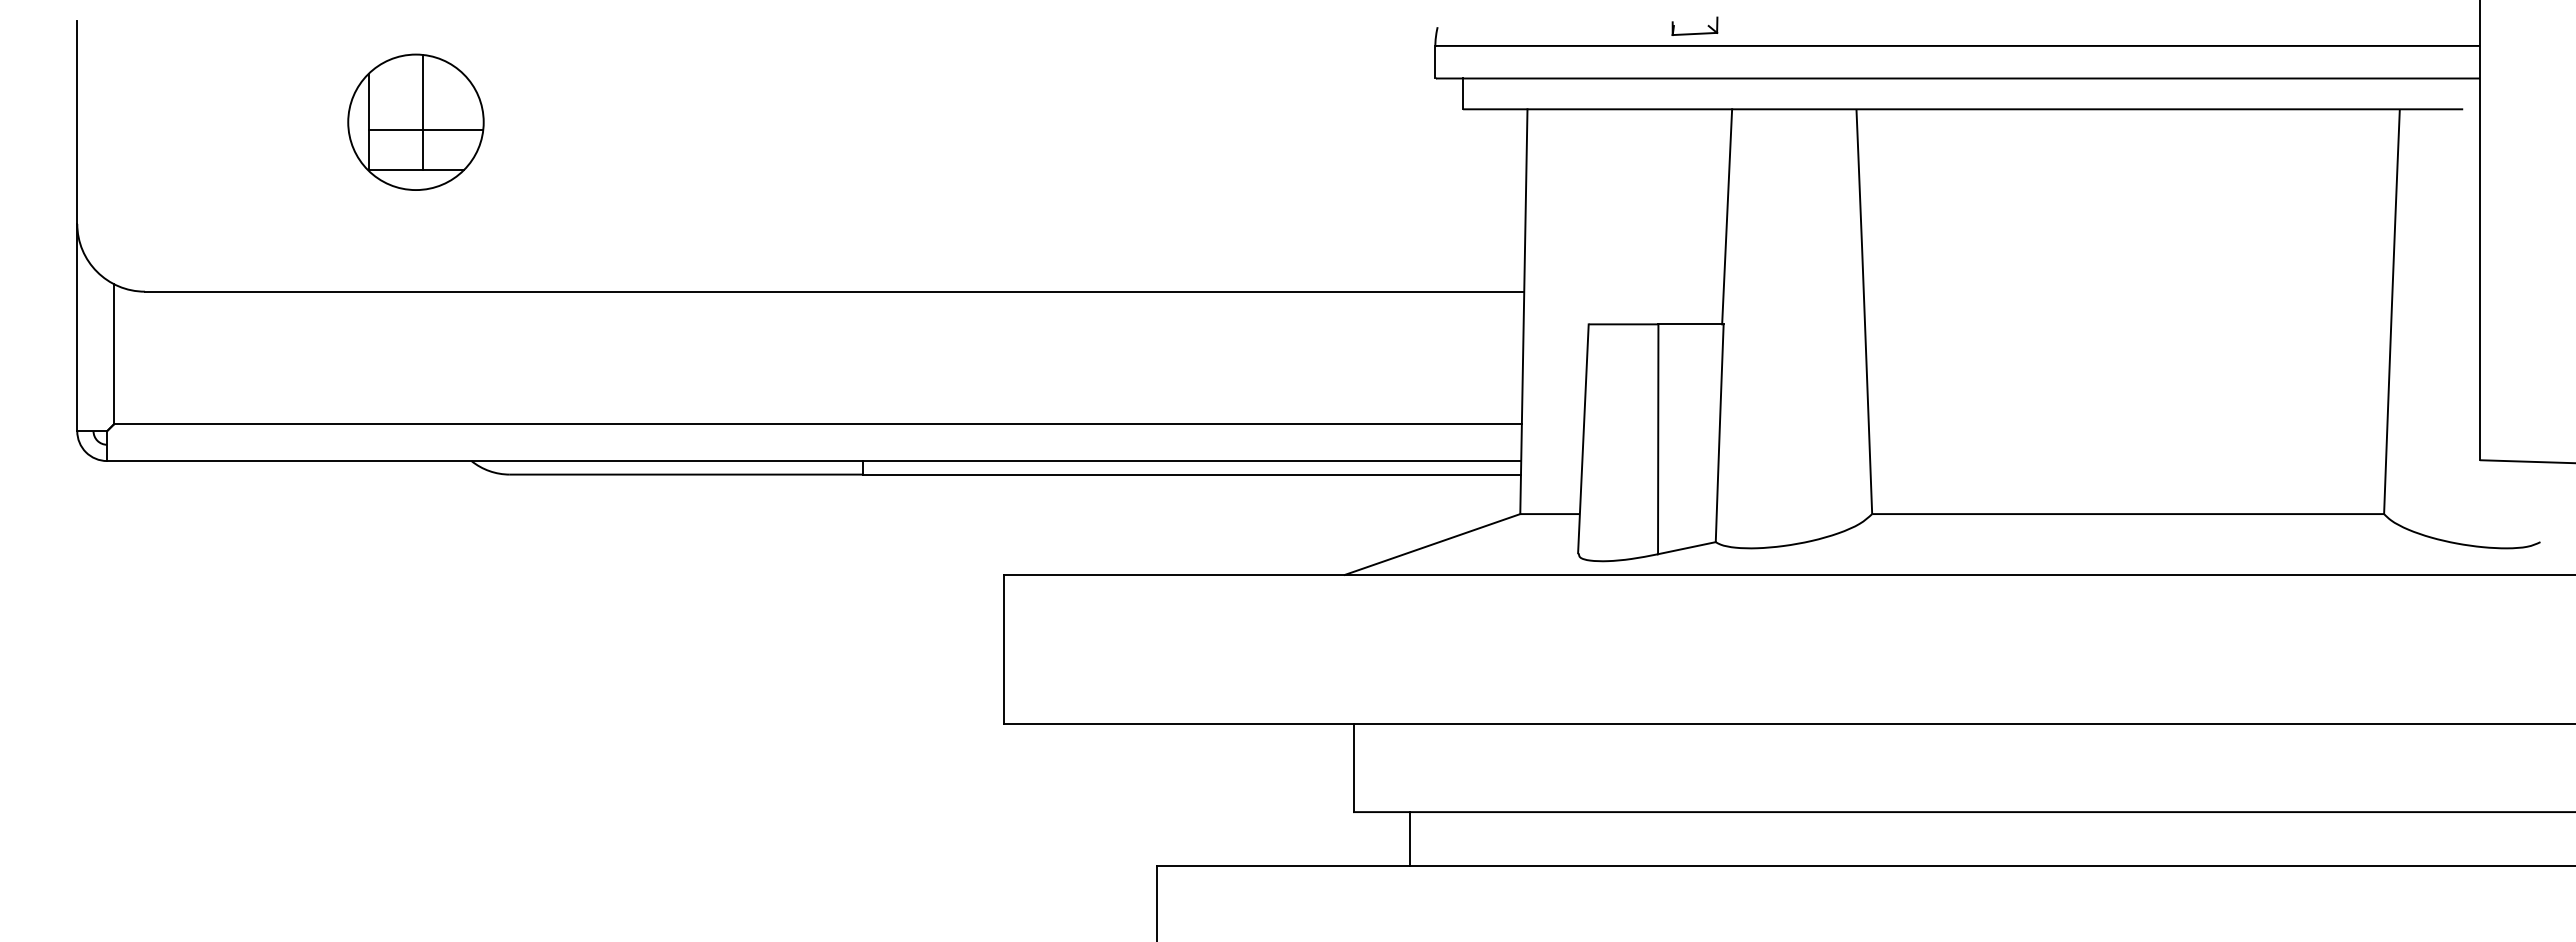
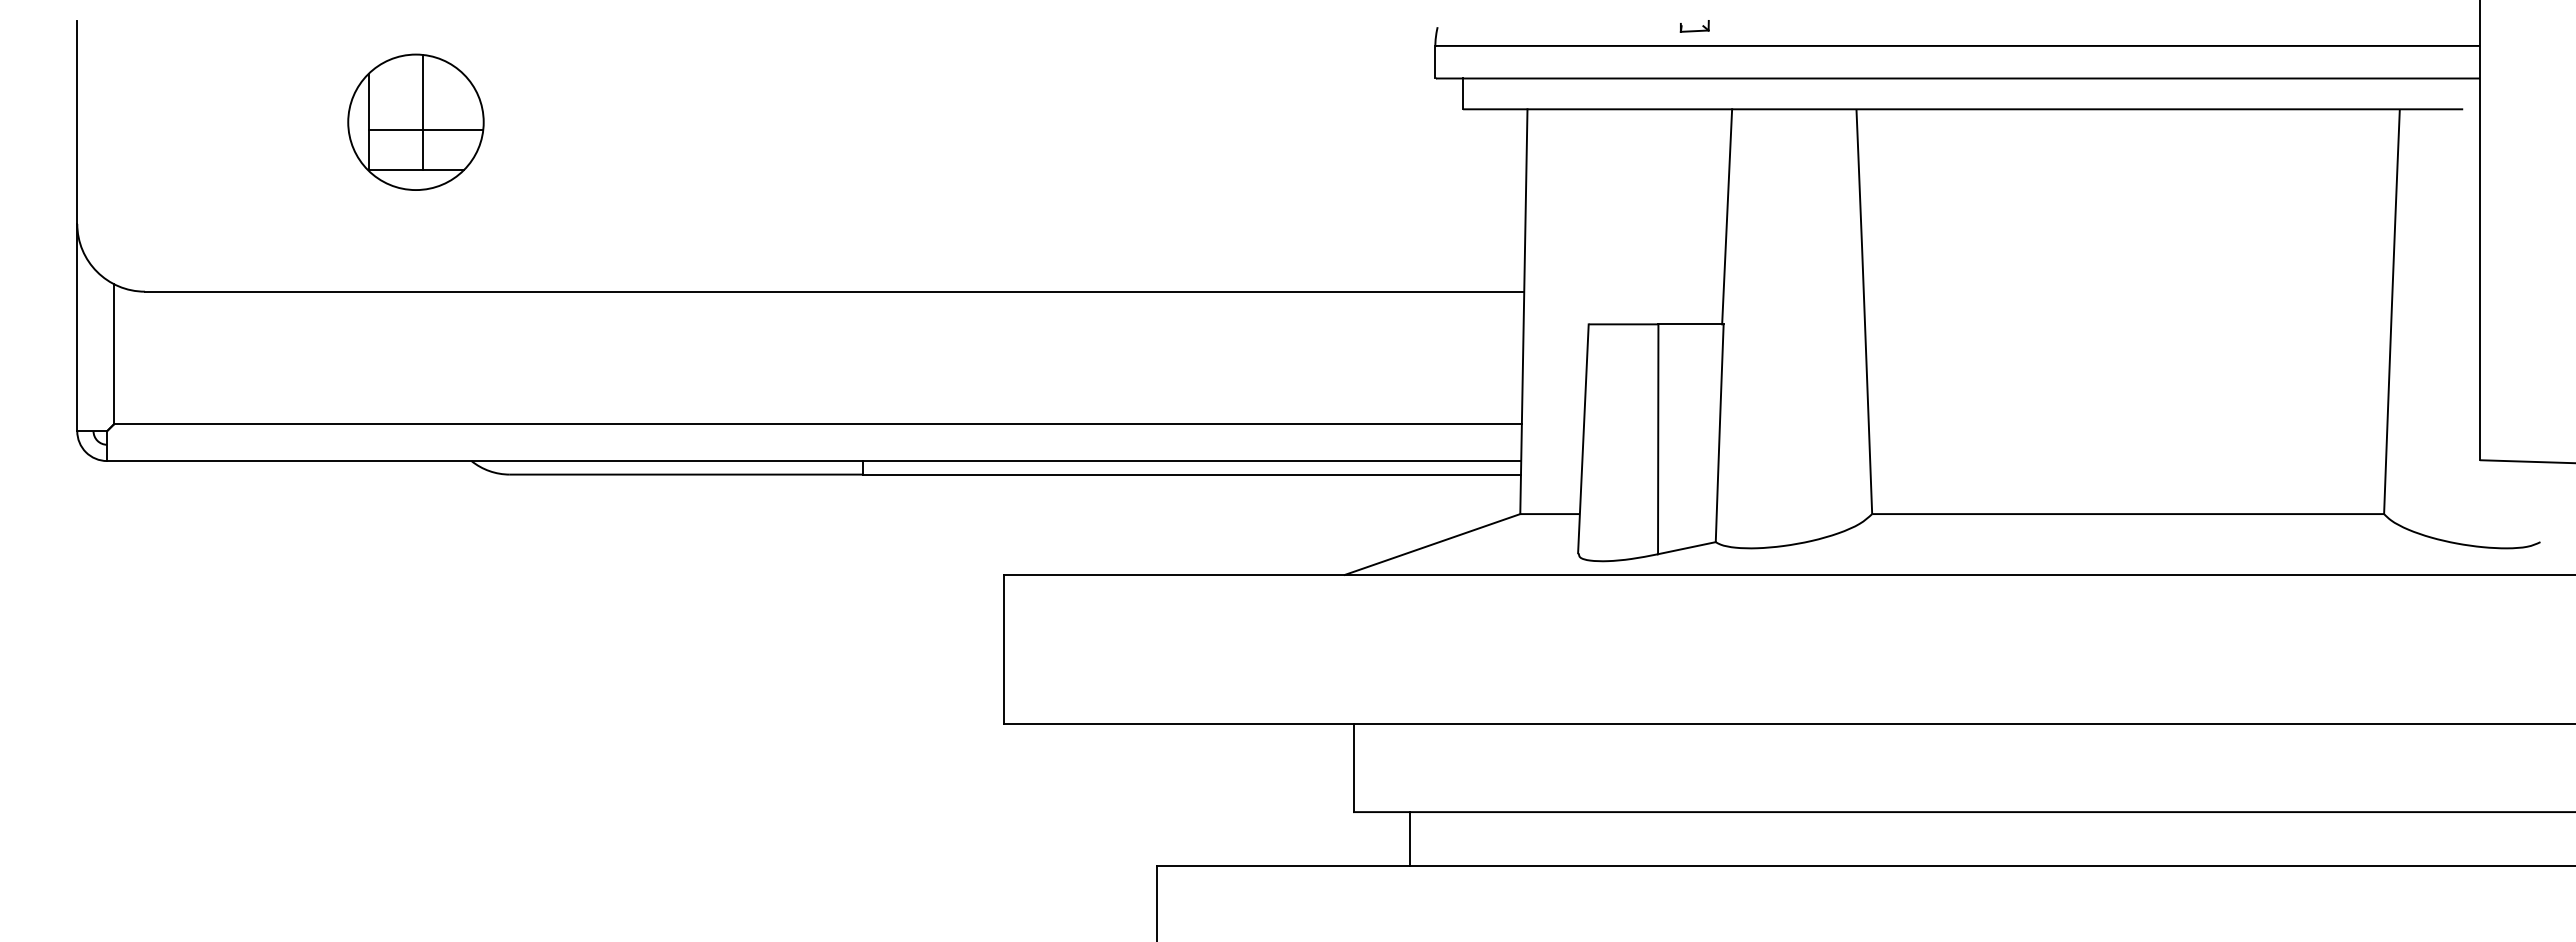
part size: 48x20 px -> 31x13 px (1694, 26)
